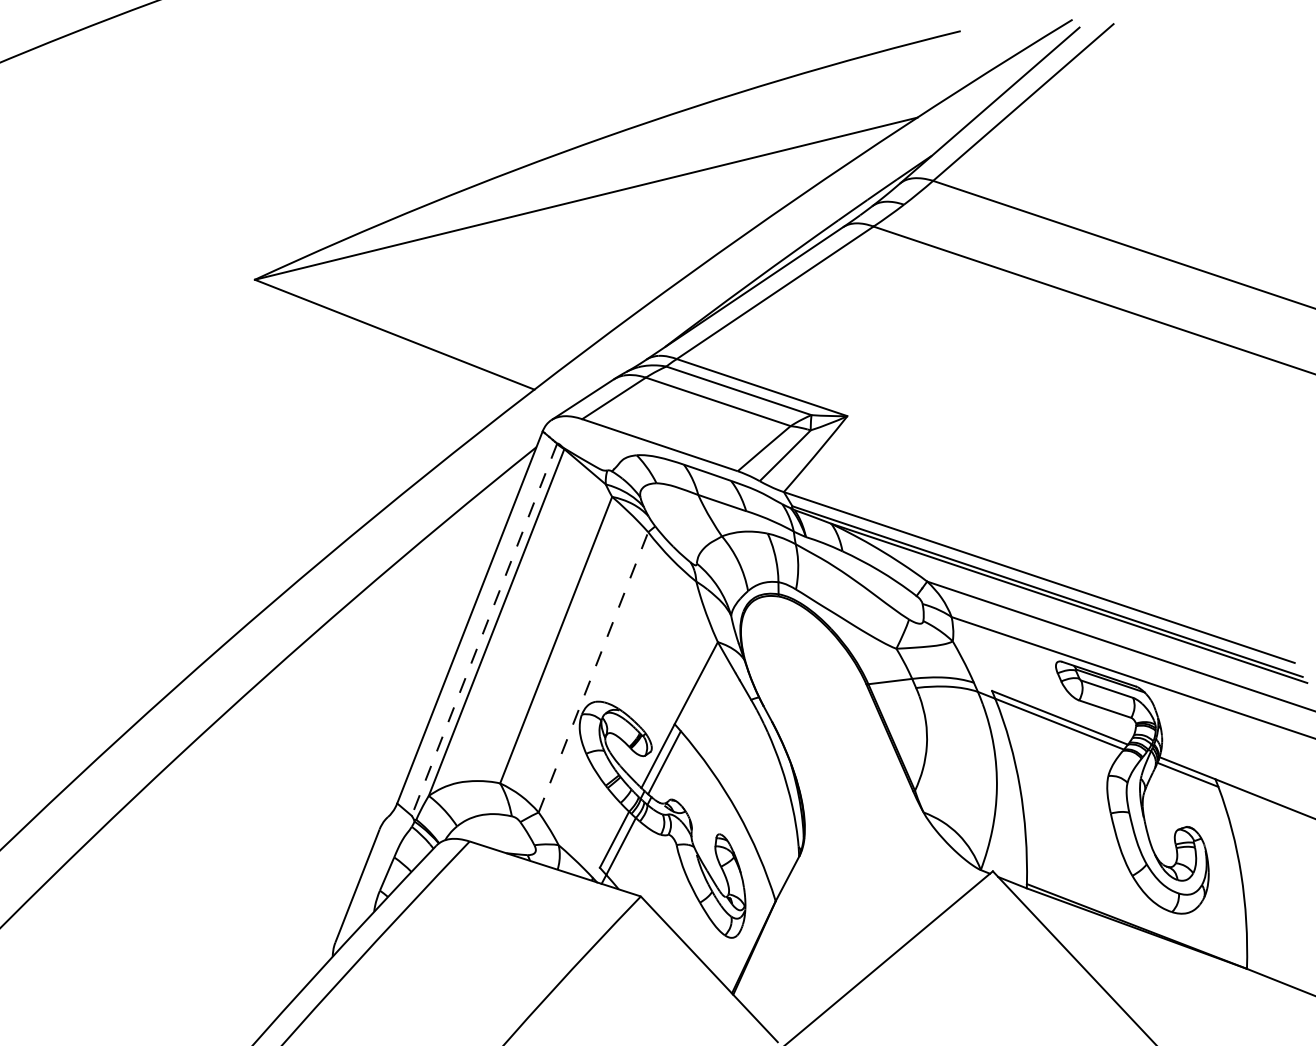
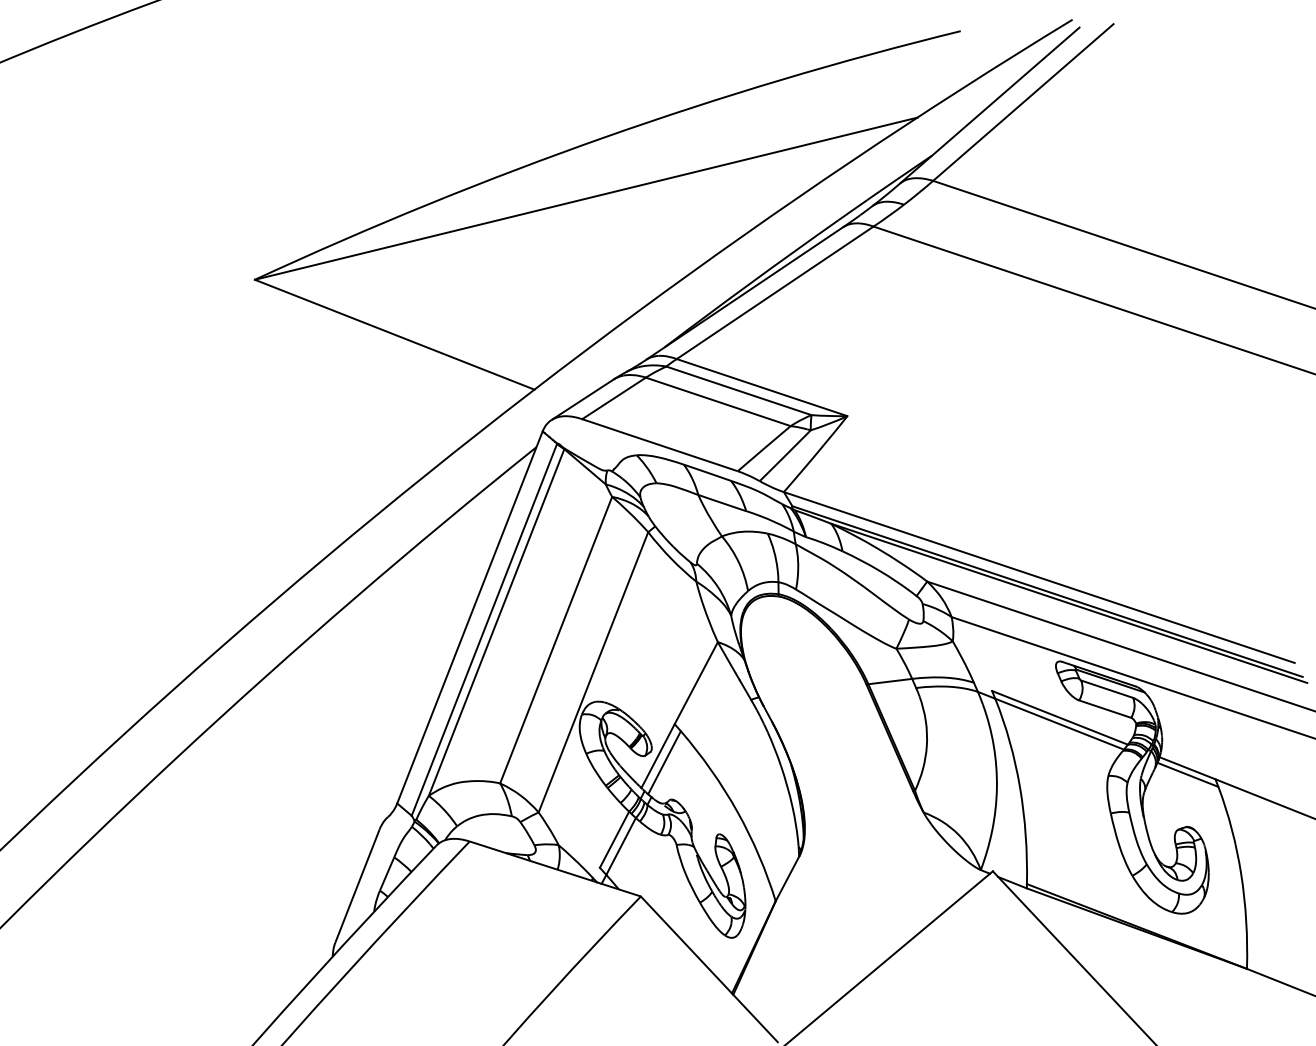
line: dashed -> solid (484, 629)
line: dashed -> solid (593, 671)
